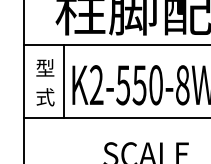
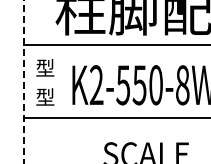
line: solid -> dashed (23, 81)
line: present -> none (64, 81)
text: 式 -> 型 (45, 97)
